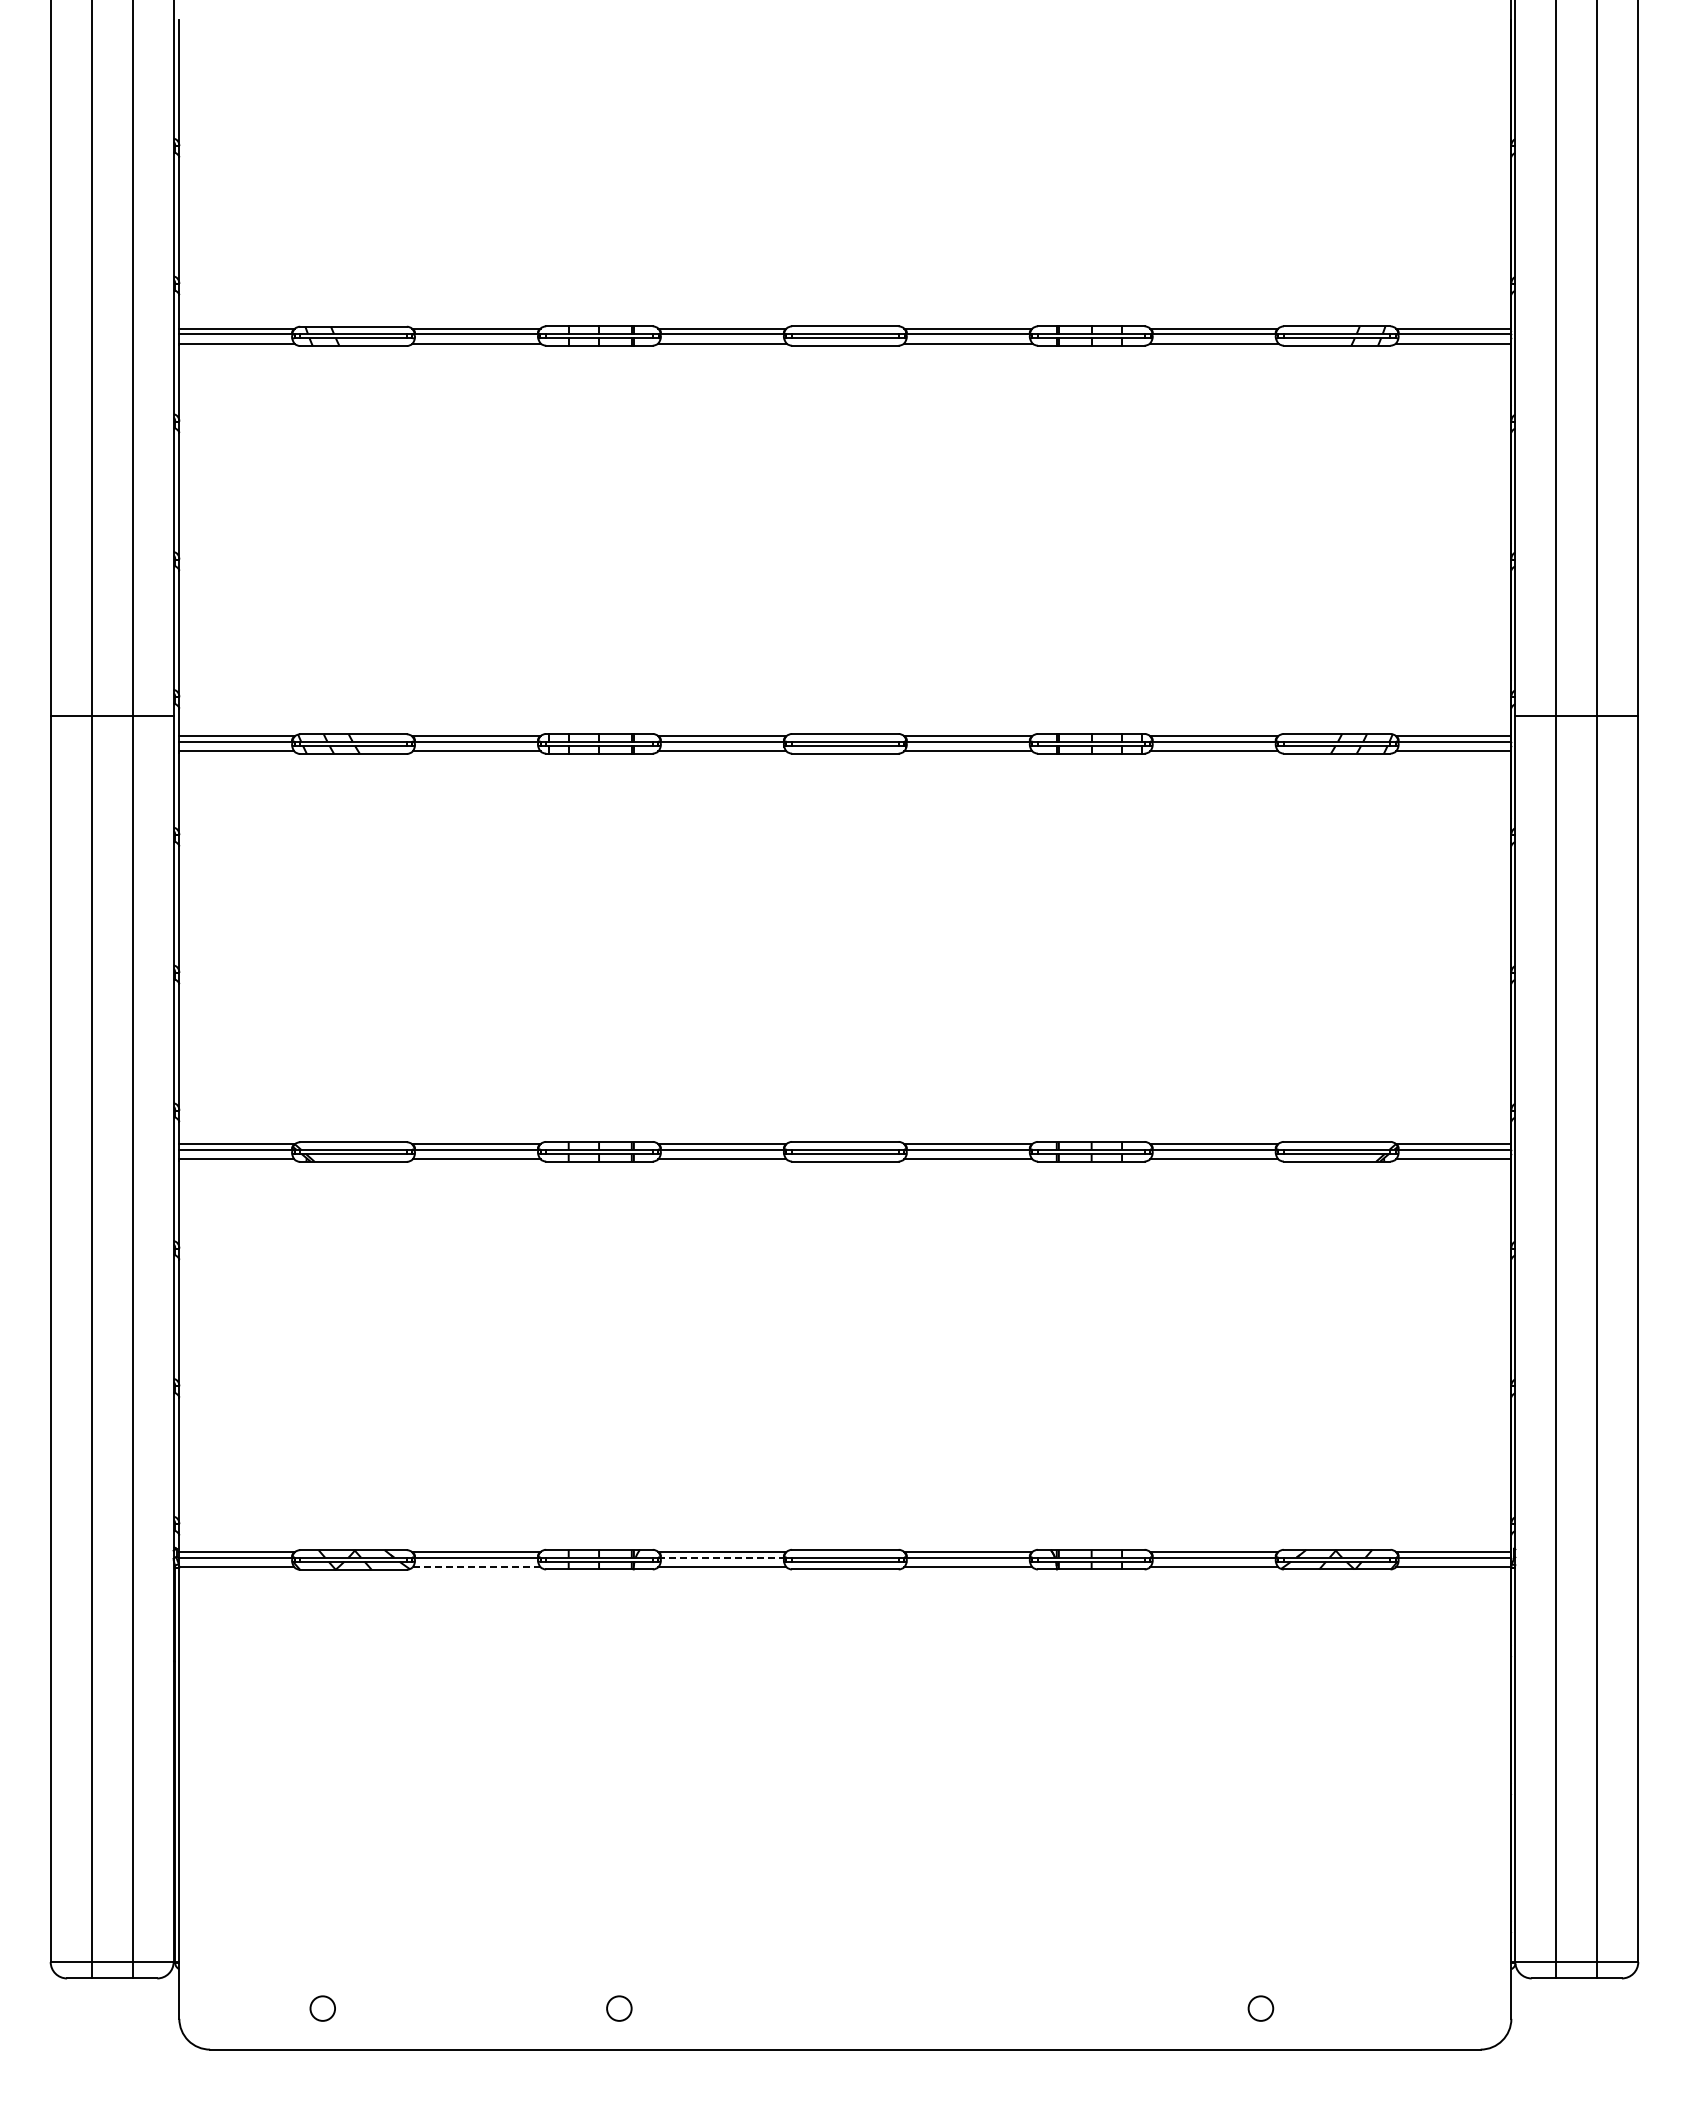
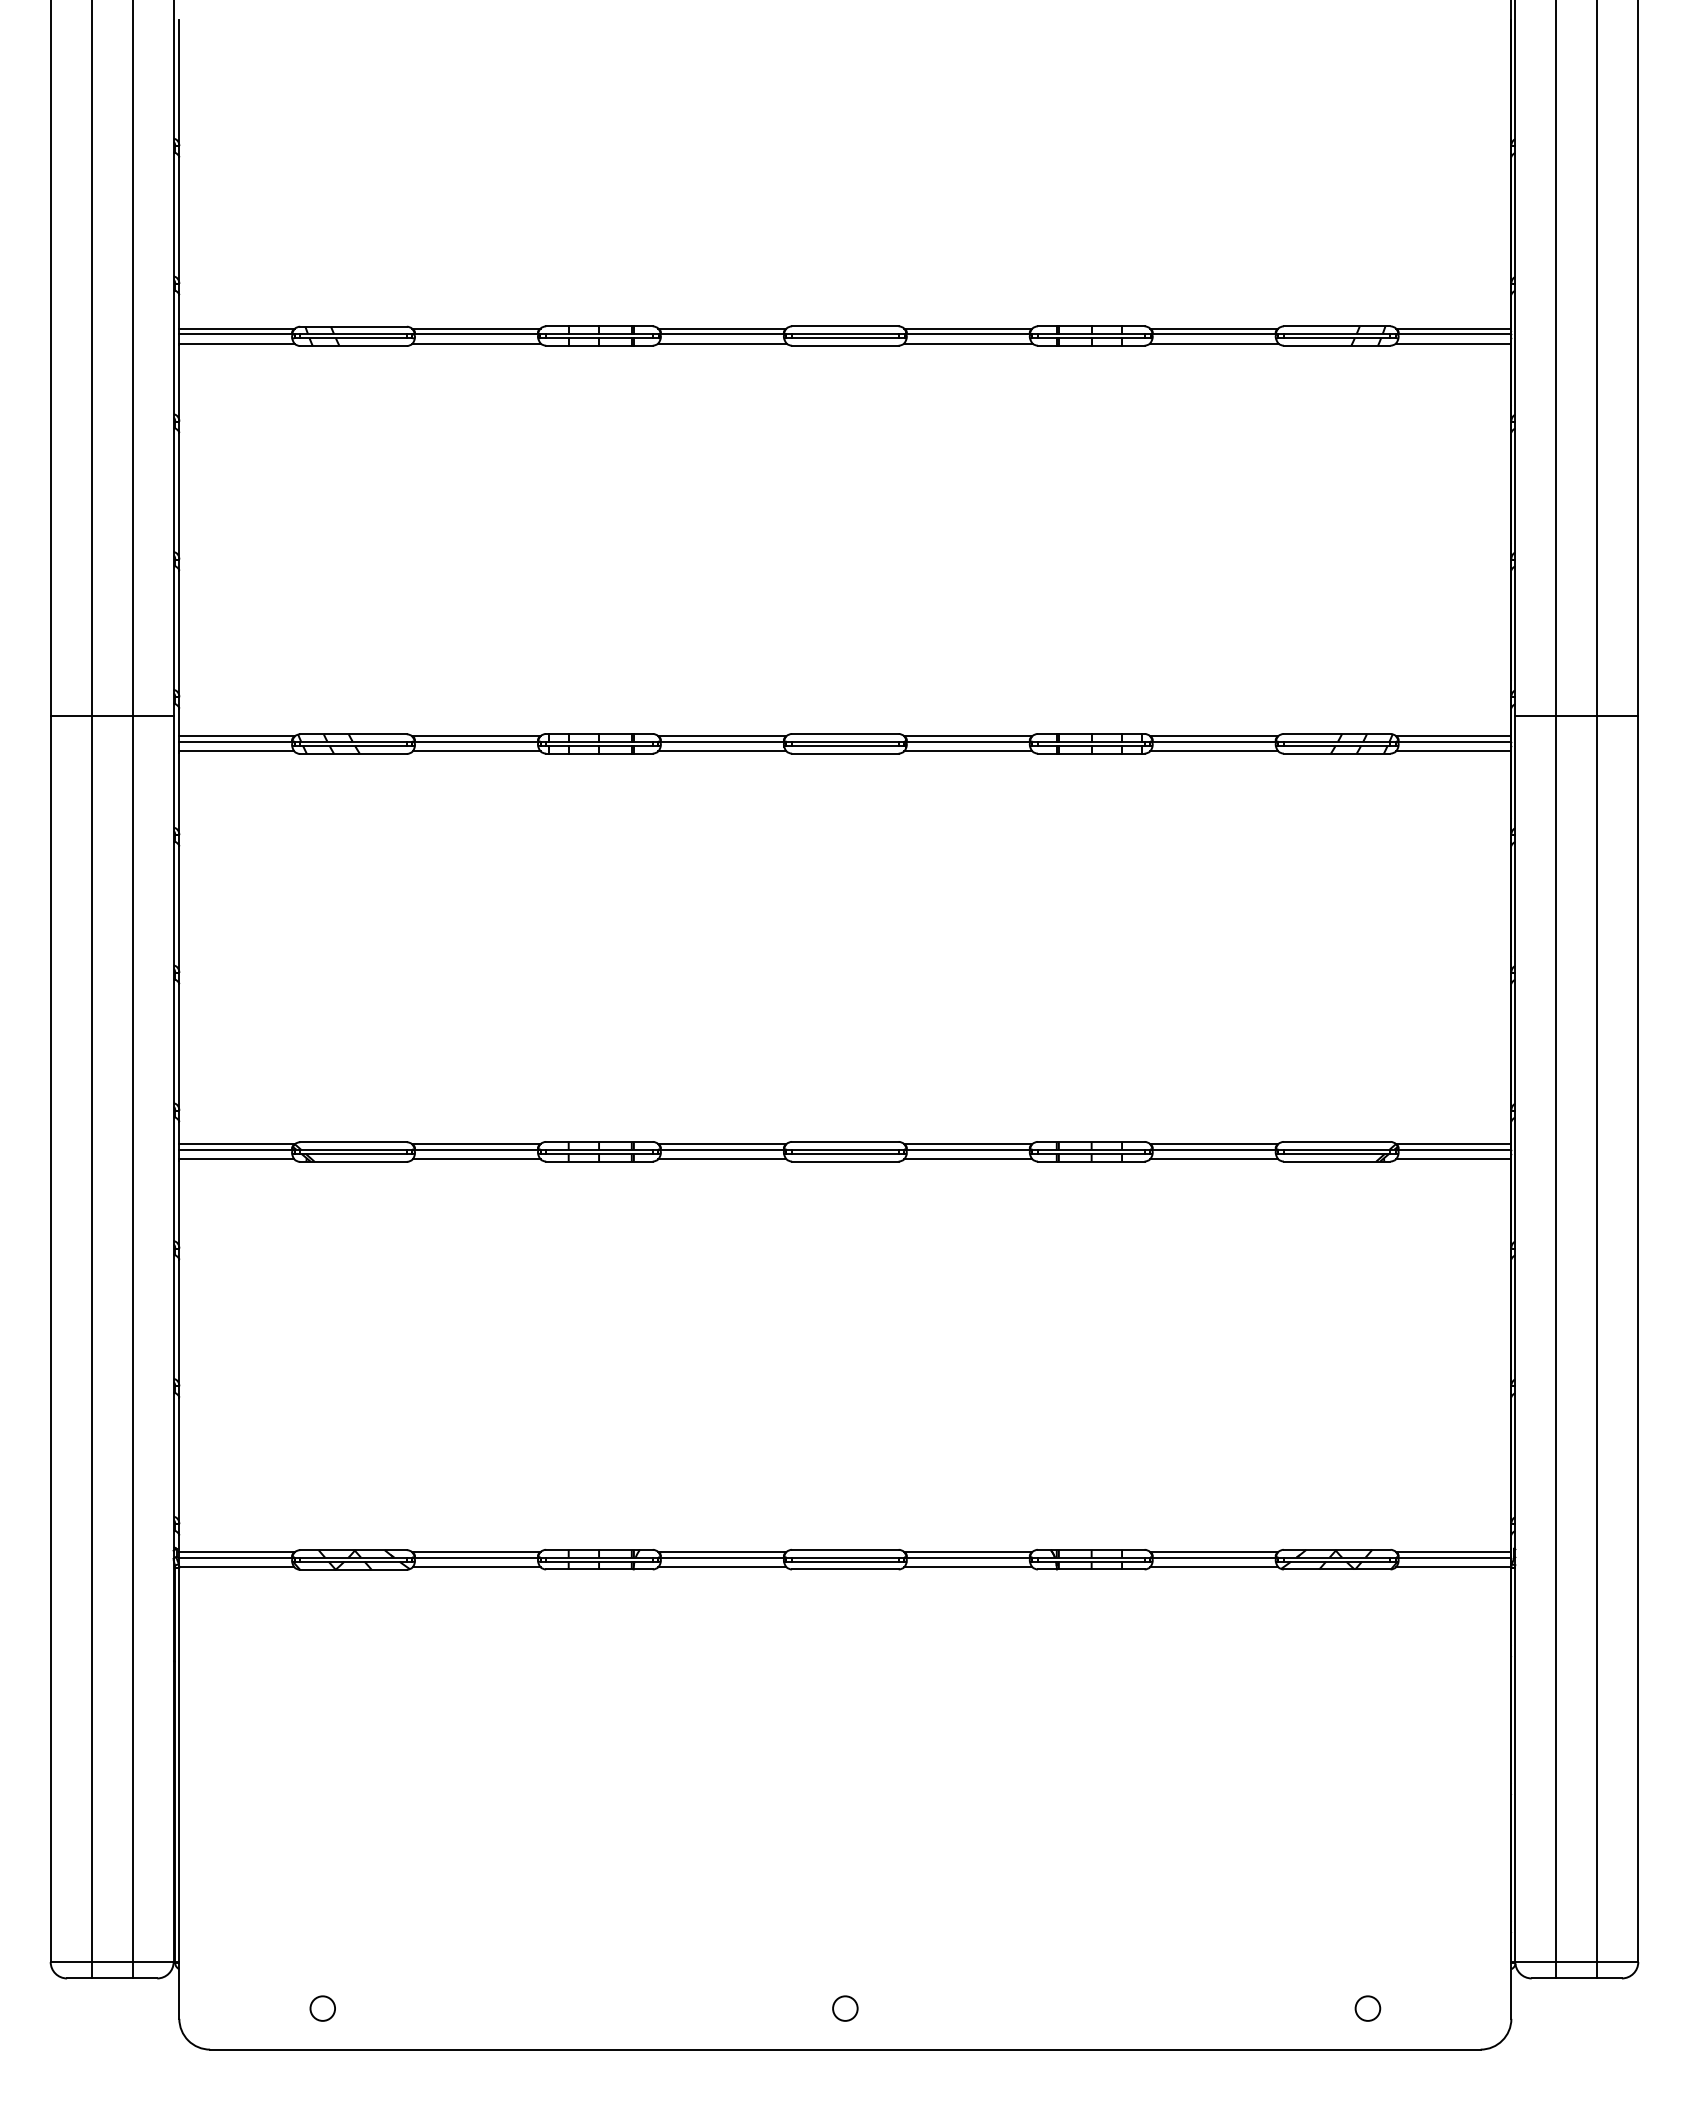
line: dashed -> solid (721, 1557)
line: dashed -> solid (476, 1567)
circle position: (619, 2008) -> (845, 2008) (845, 2008)
circle position: (1260, 2008) -> (1367, 2008) (1367, 2008)
